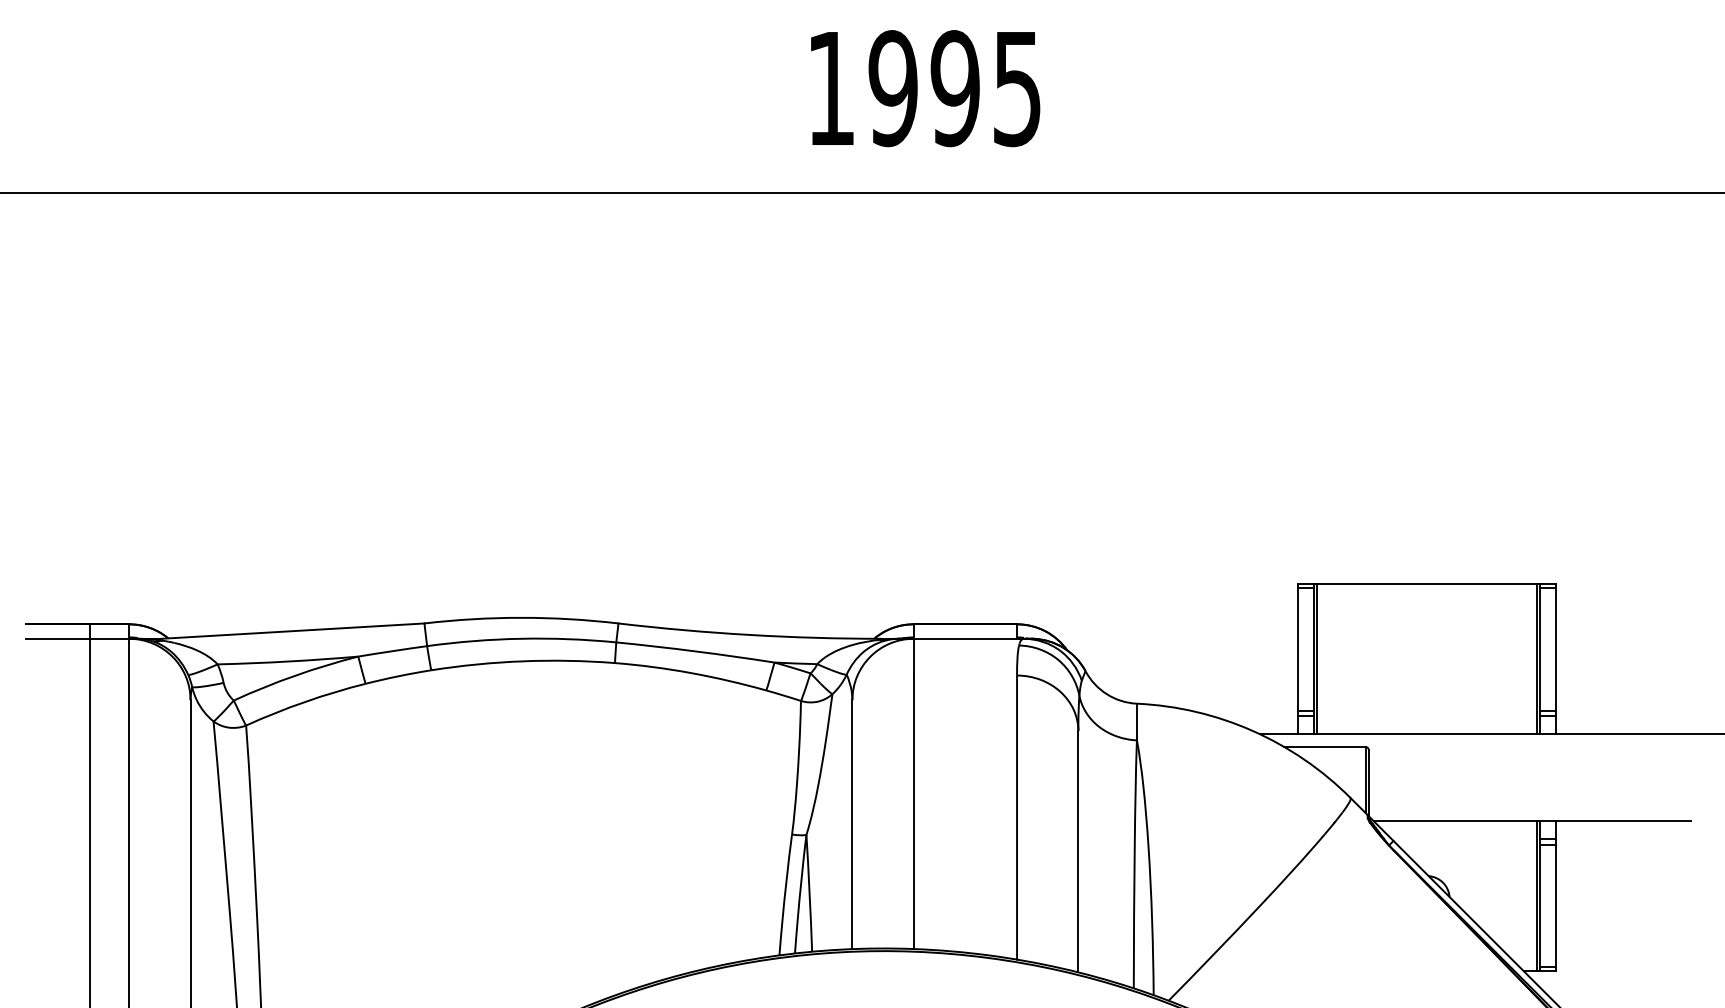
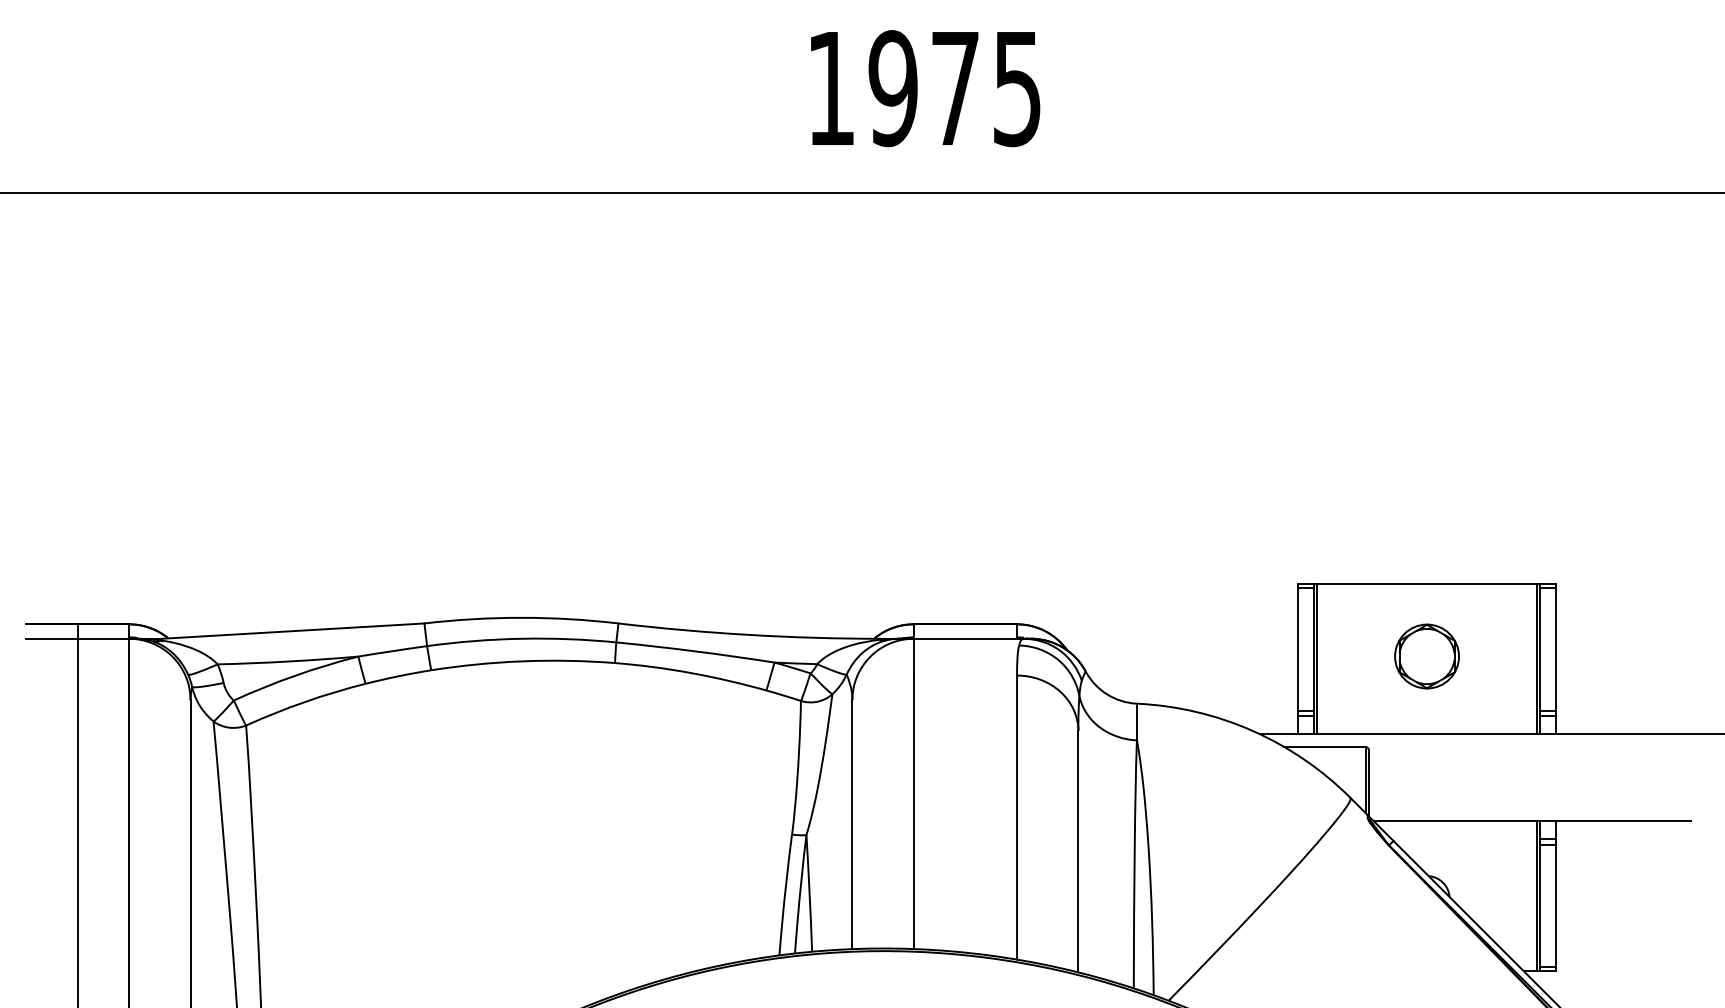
text: 1995 -> 1975 (954, 88)
part: none -> present (1426, 656)
line position: (89, 814) -> (77, 814) (77, 814)
